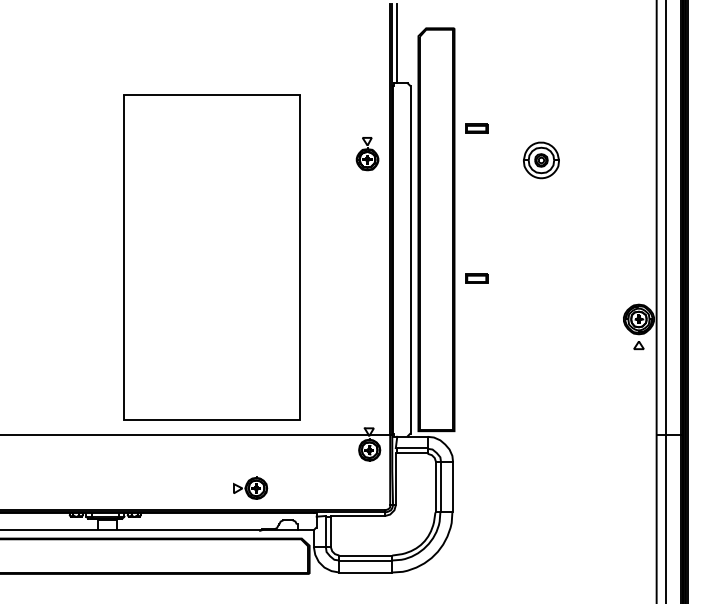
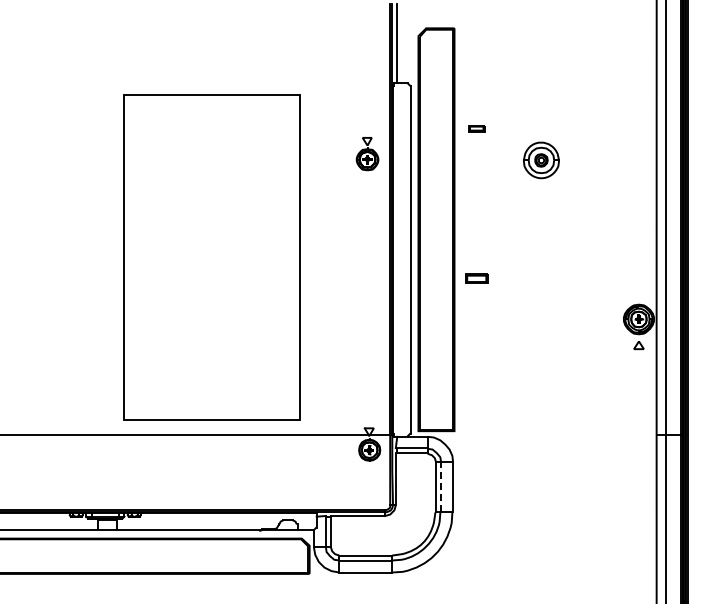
part size: 24x11 px -> 18x8 px (476, 128)
line: solid -> dashed (441, 486)
part: present -> none (250, 487)
